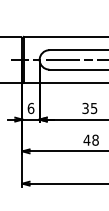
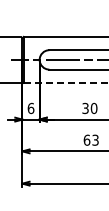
line: solid -> dashed (66, 82)
text: 35 -> 30 (93, 107)
text: 48 -> 63 (90, 139)
